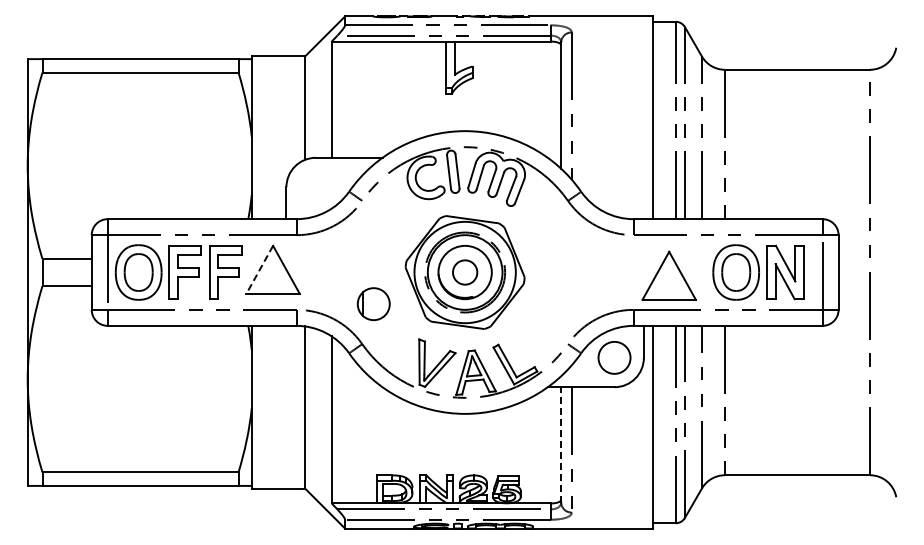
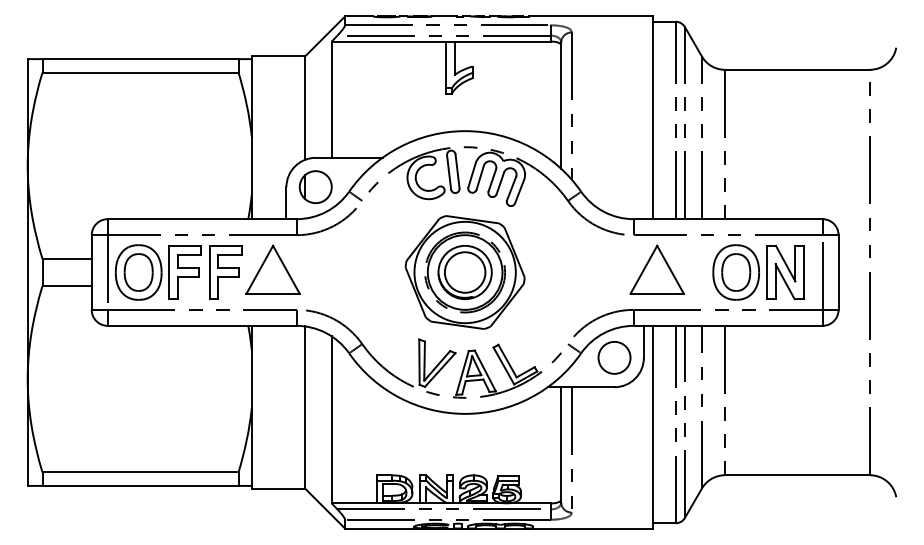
line: dashed -> solid (259, 270)
circle diameter: 24 px -> 41 px (464, 272)
part position: (668, 275) -> (656, 269) (656, 269)
part position: (373, 303) -> (315, 186) (315, 186)
line: dashed -> solid (561, 444)
